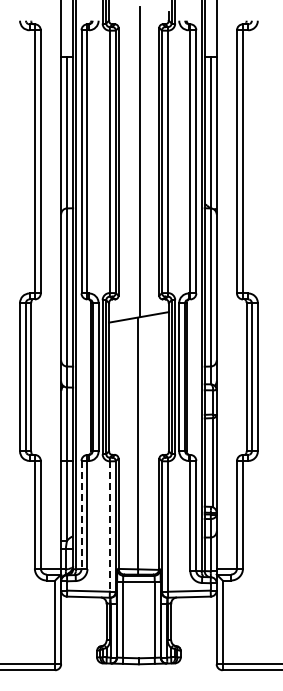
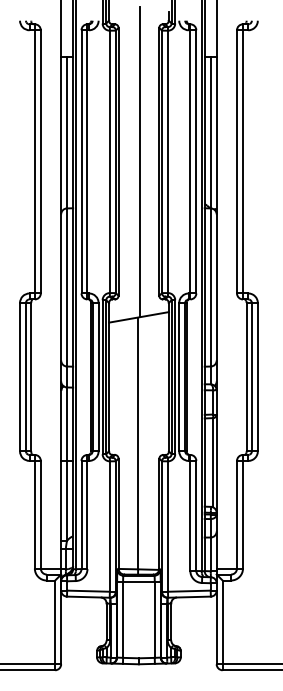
line: dashed -> solid (81, 515)
line: dashed -> solid (109, 527)
